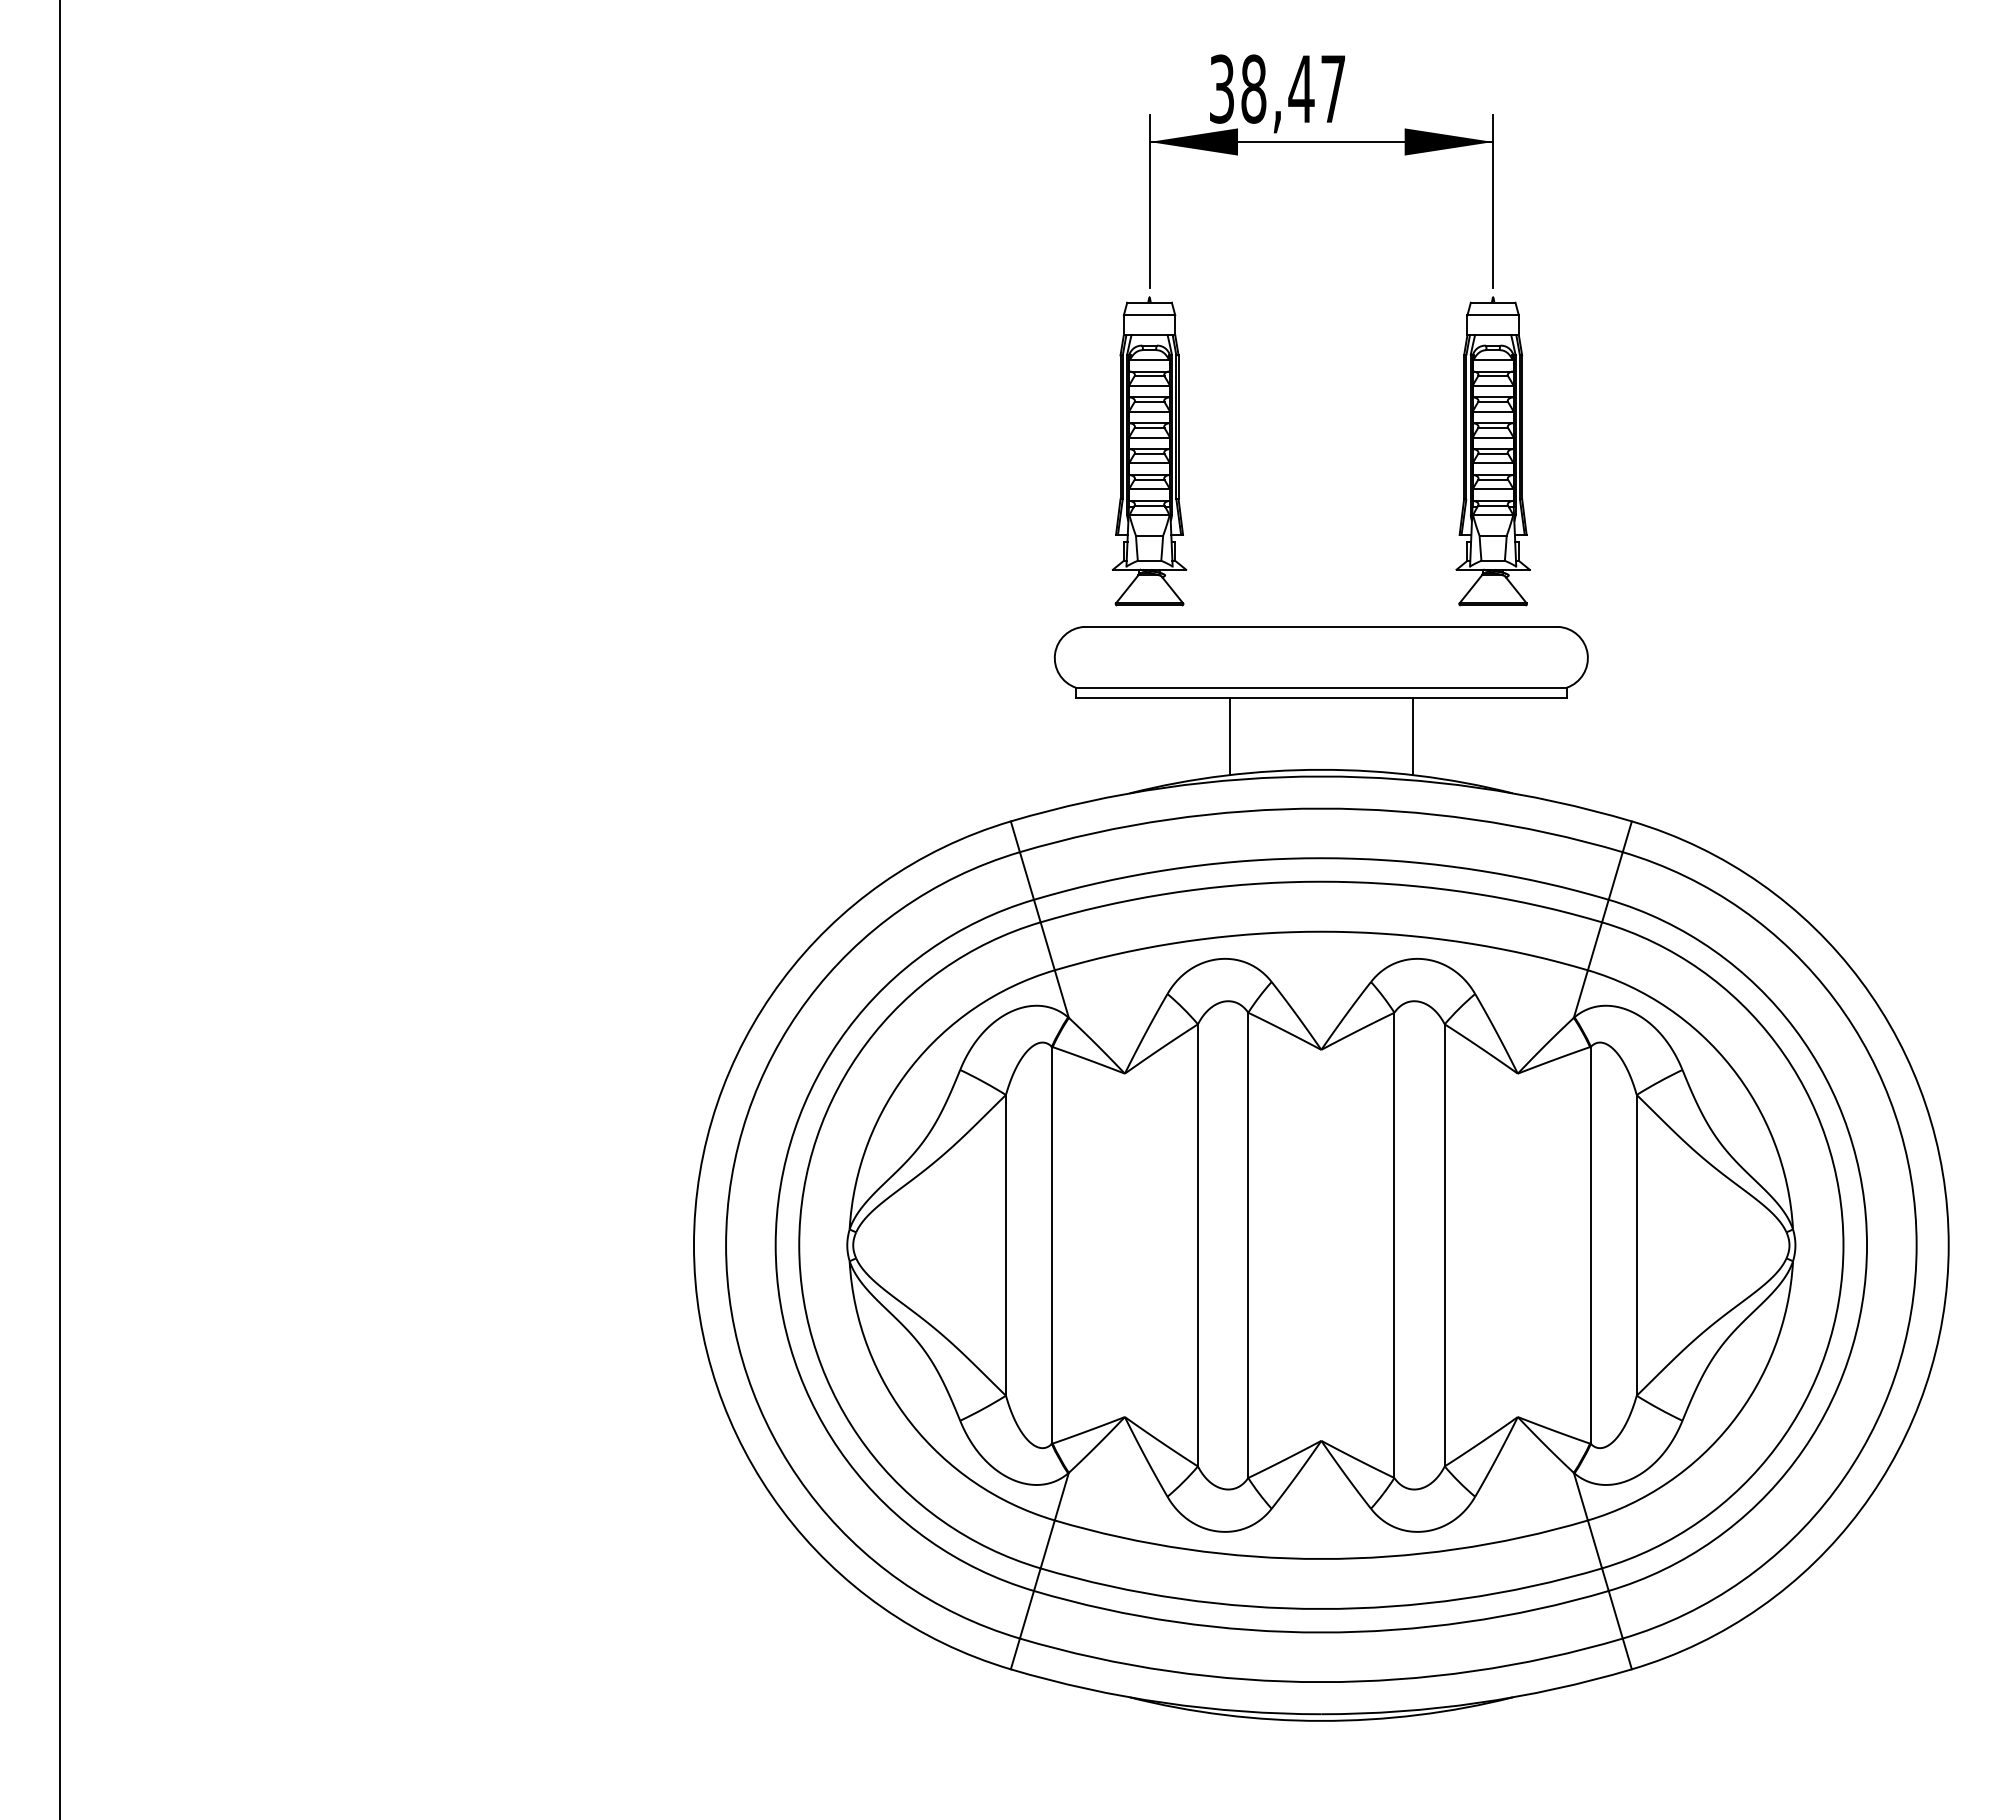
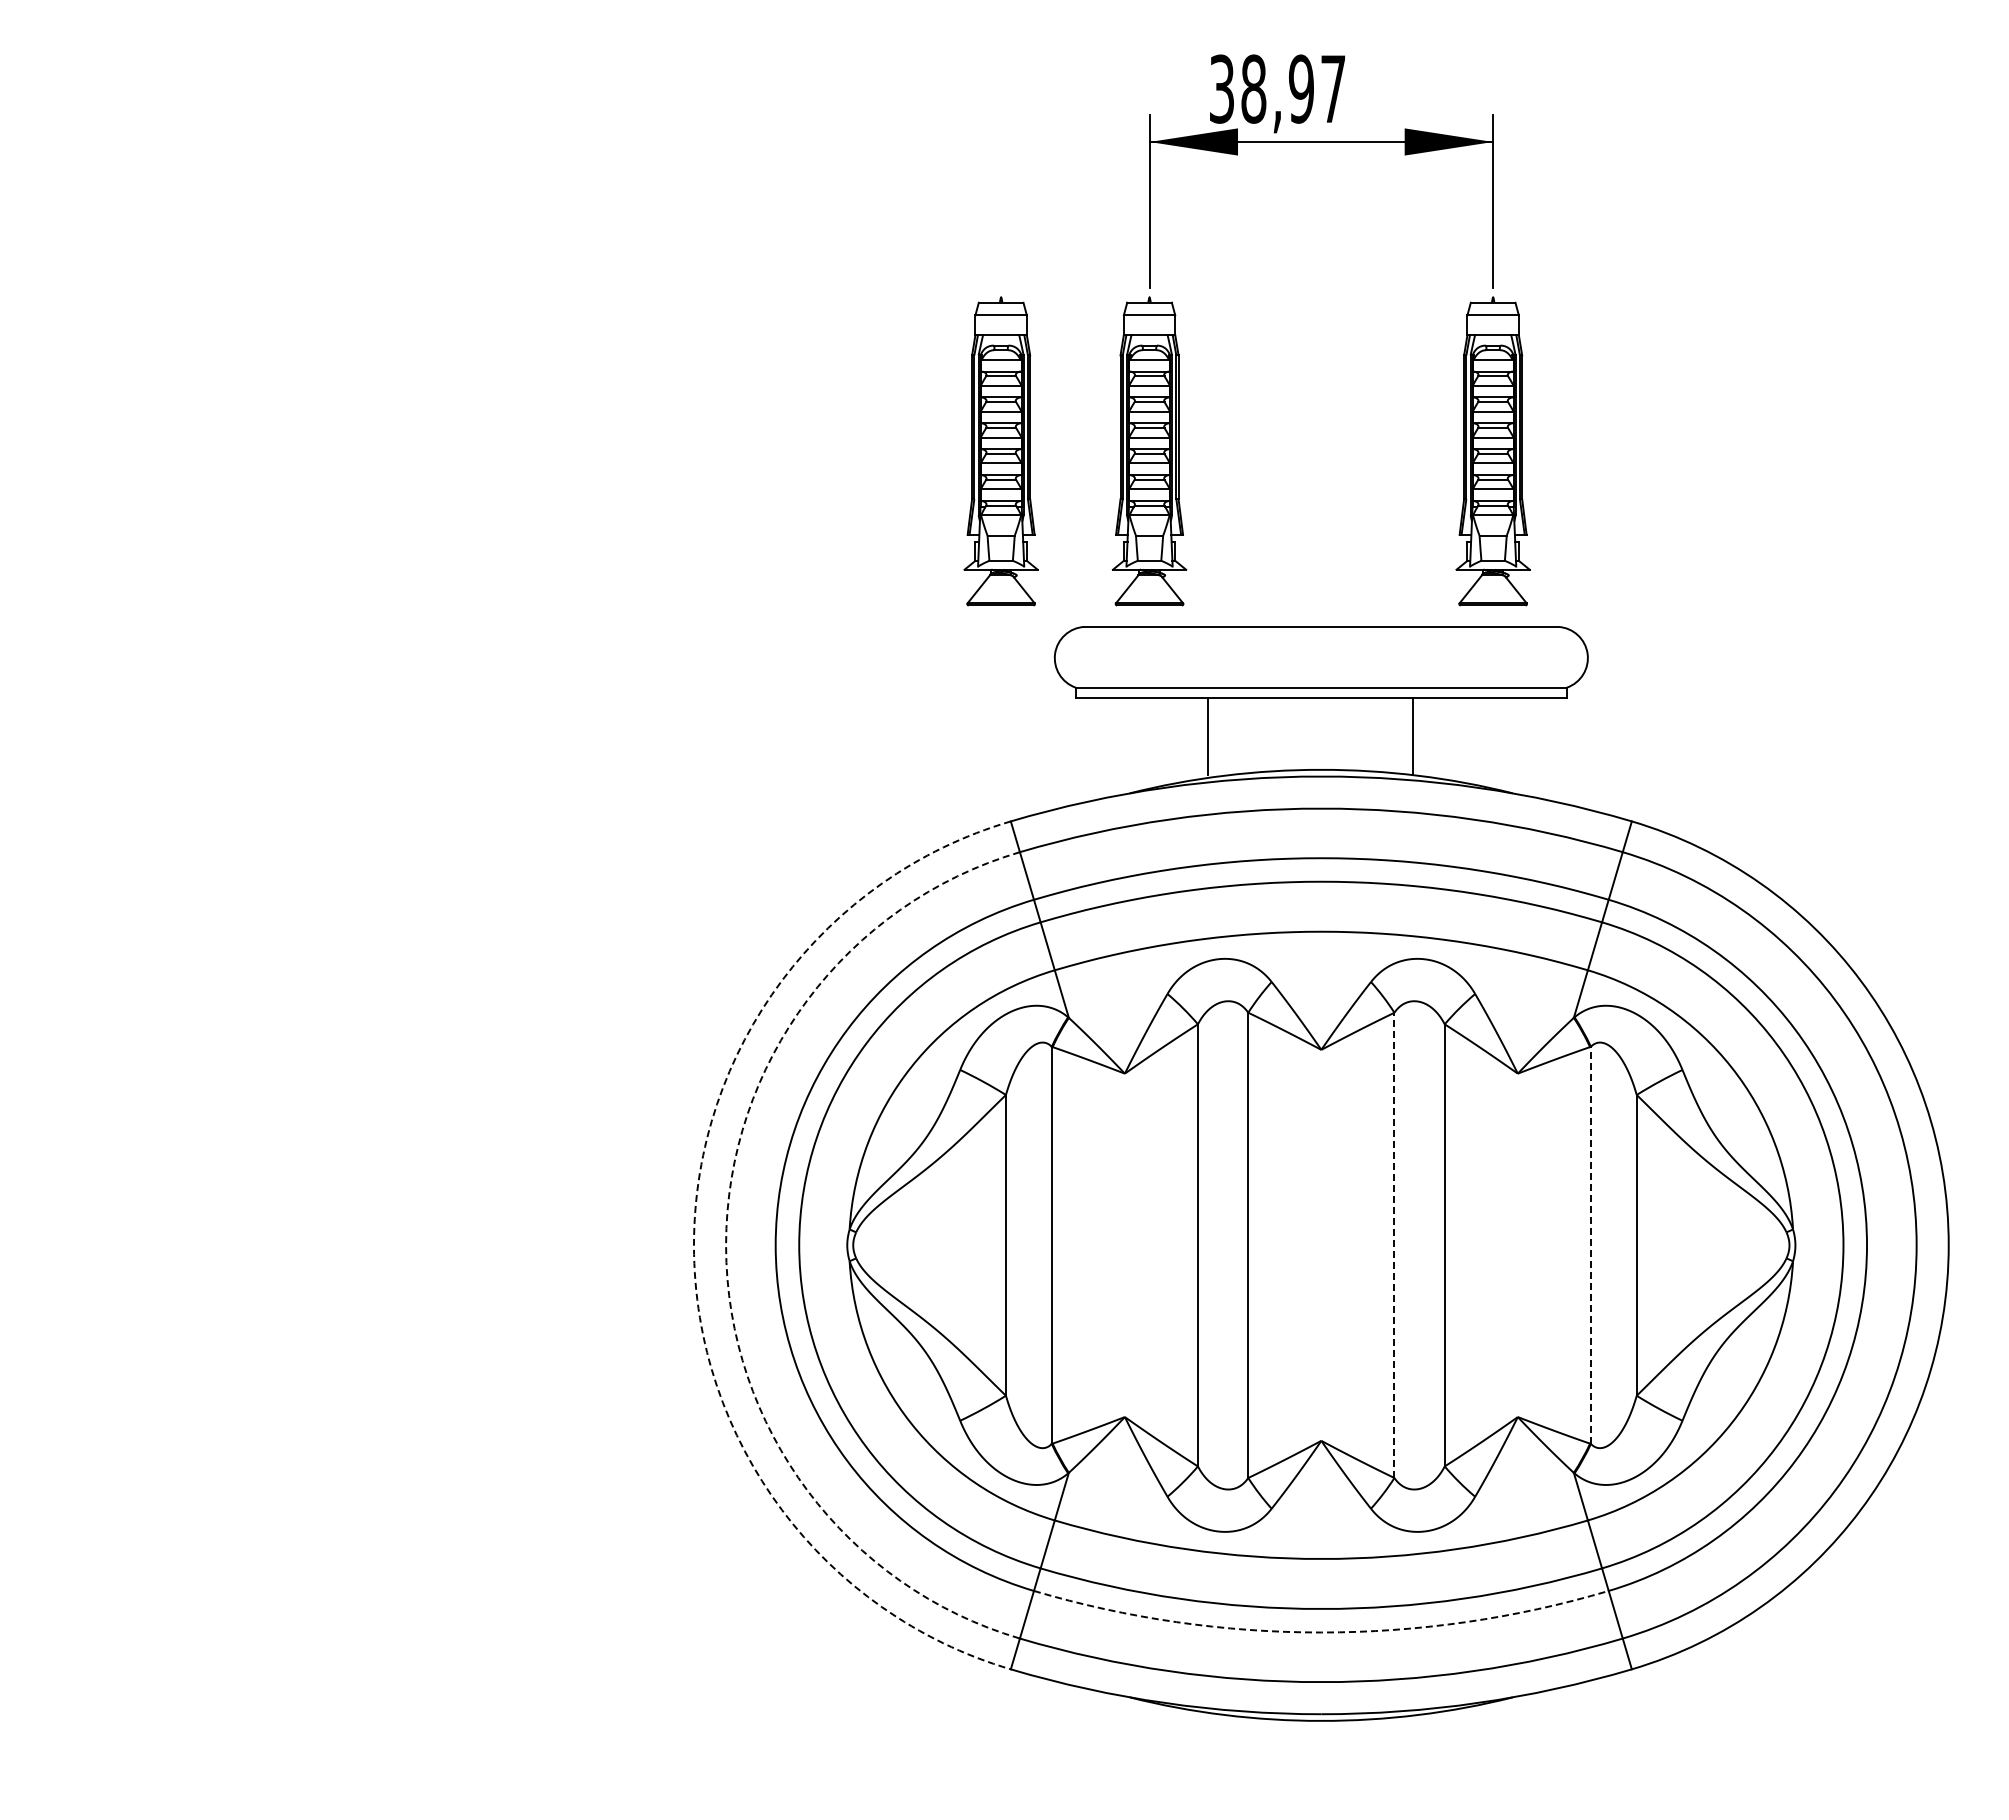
text: 38,47 -> 38,97 (1301, 88)
part: none -> present (1000, 451)
line position: (1229, 736) -> (1207, 736) (1207, 736)
line: present -> none (60, 909)
arc: solid -> dashed (693, 1245)
arc: solid -> dashed (726, 1245)
line: solid -> dashed (1394, 1245)
line: solid -> dashed (1590, 1245)
arc: solid -> dashed (1321, 1632)
